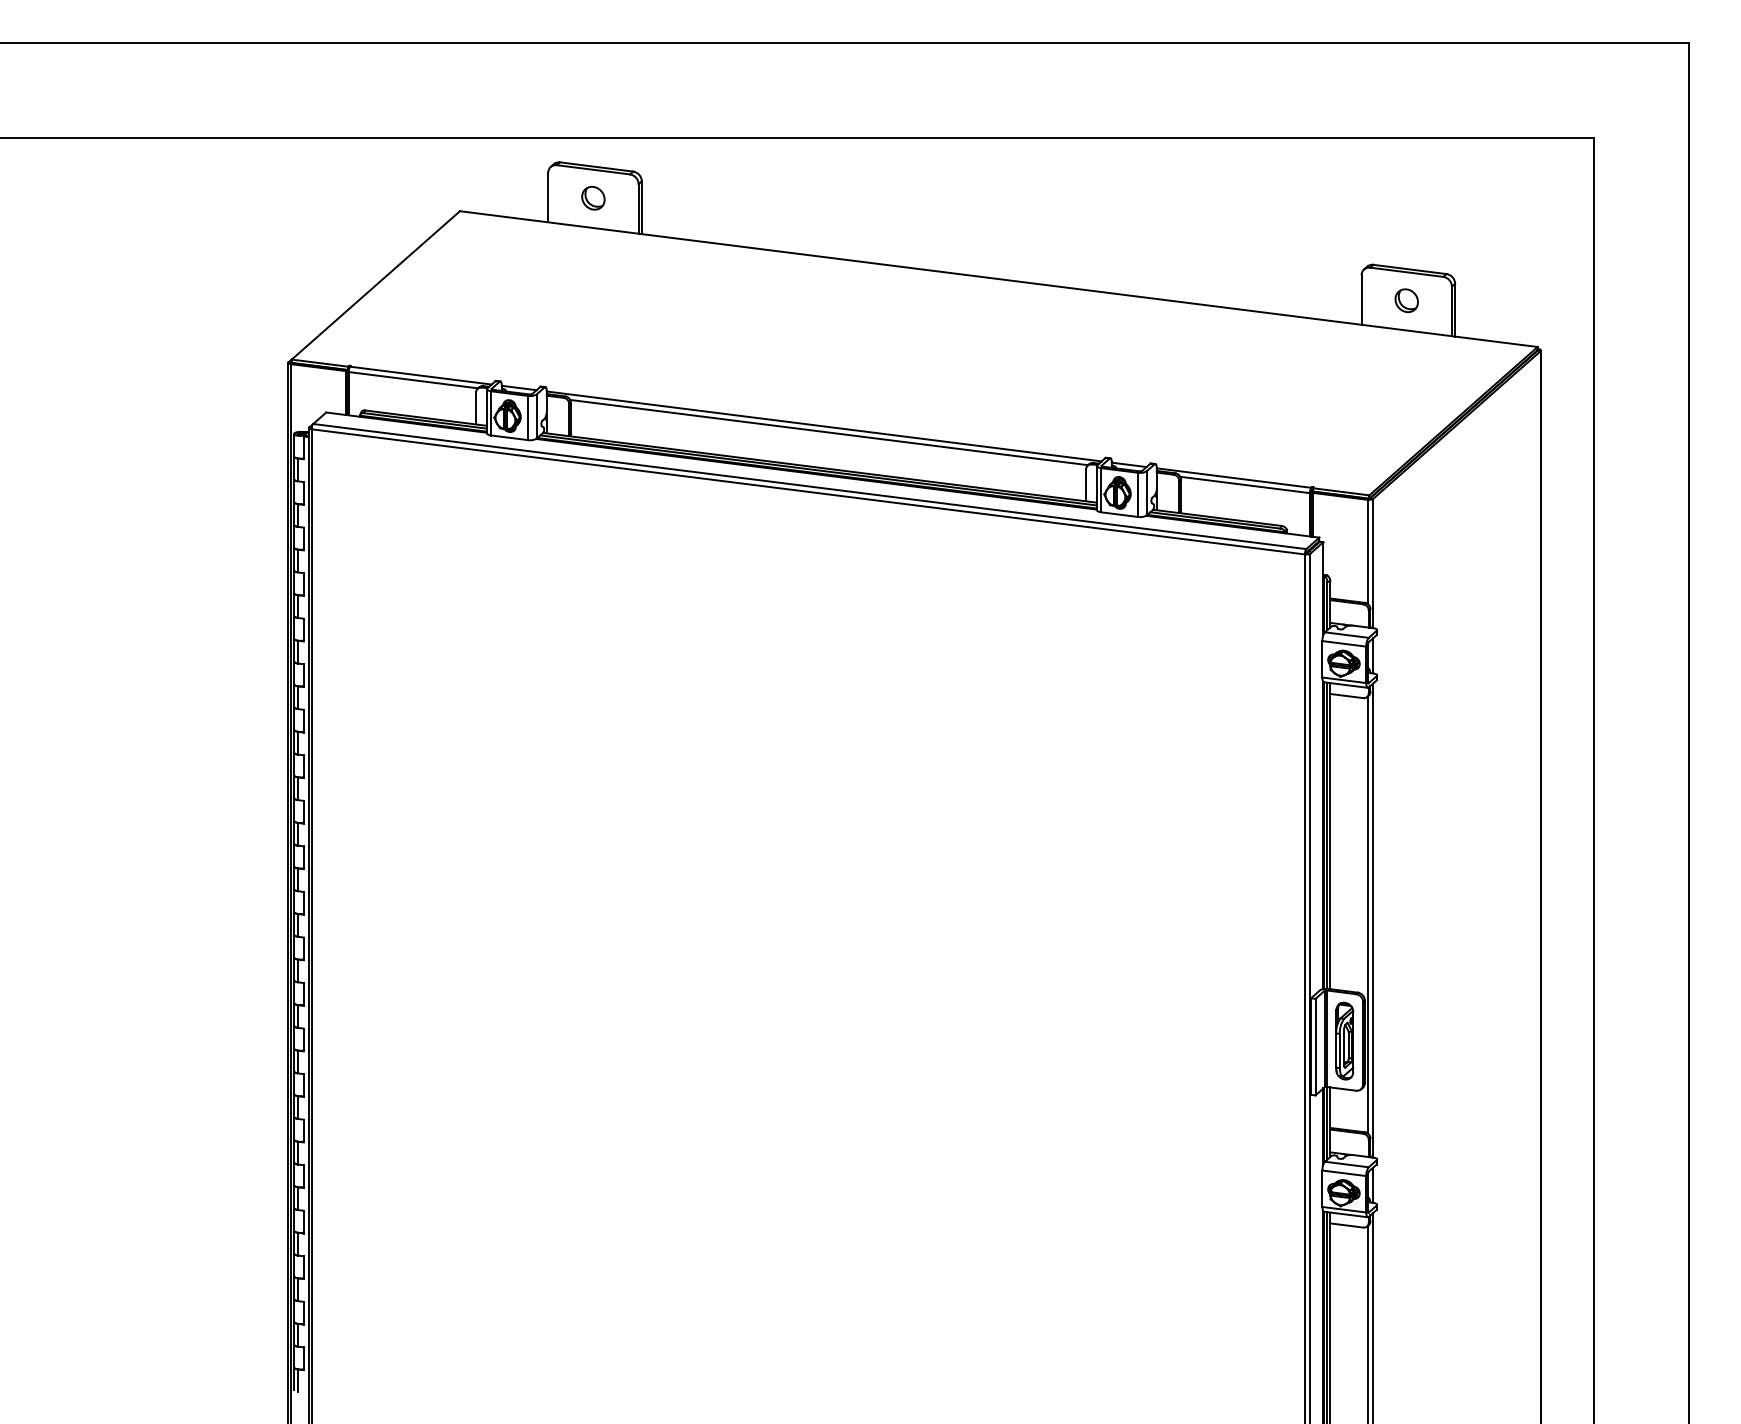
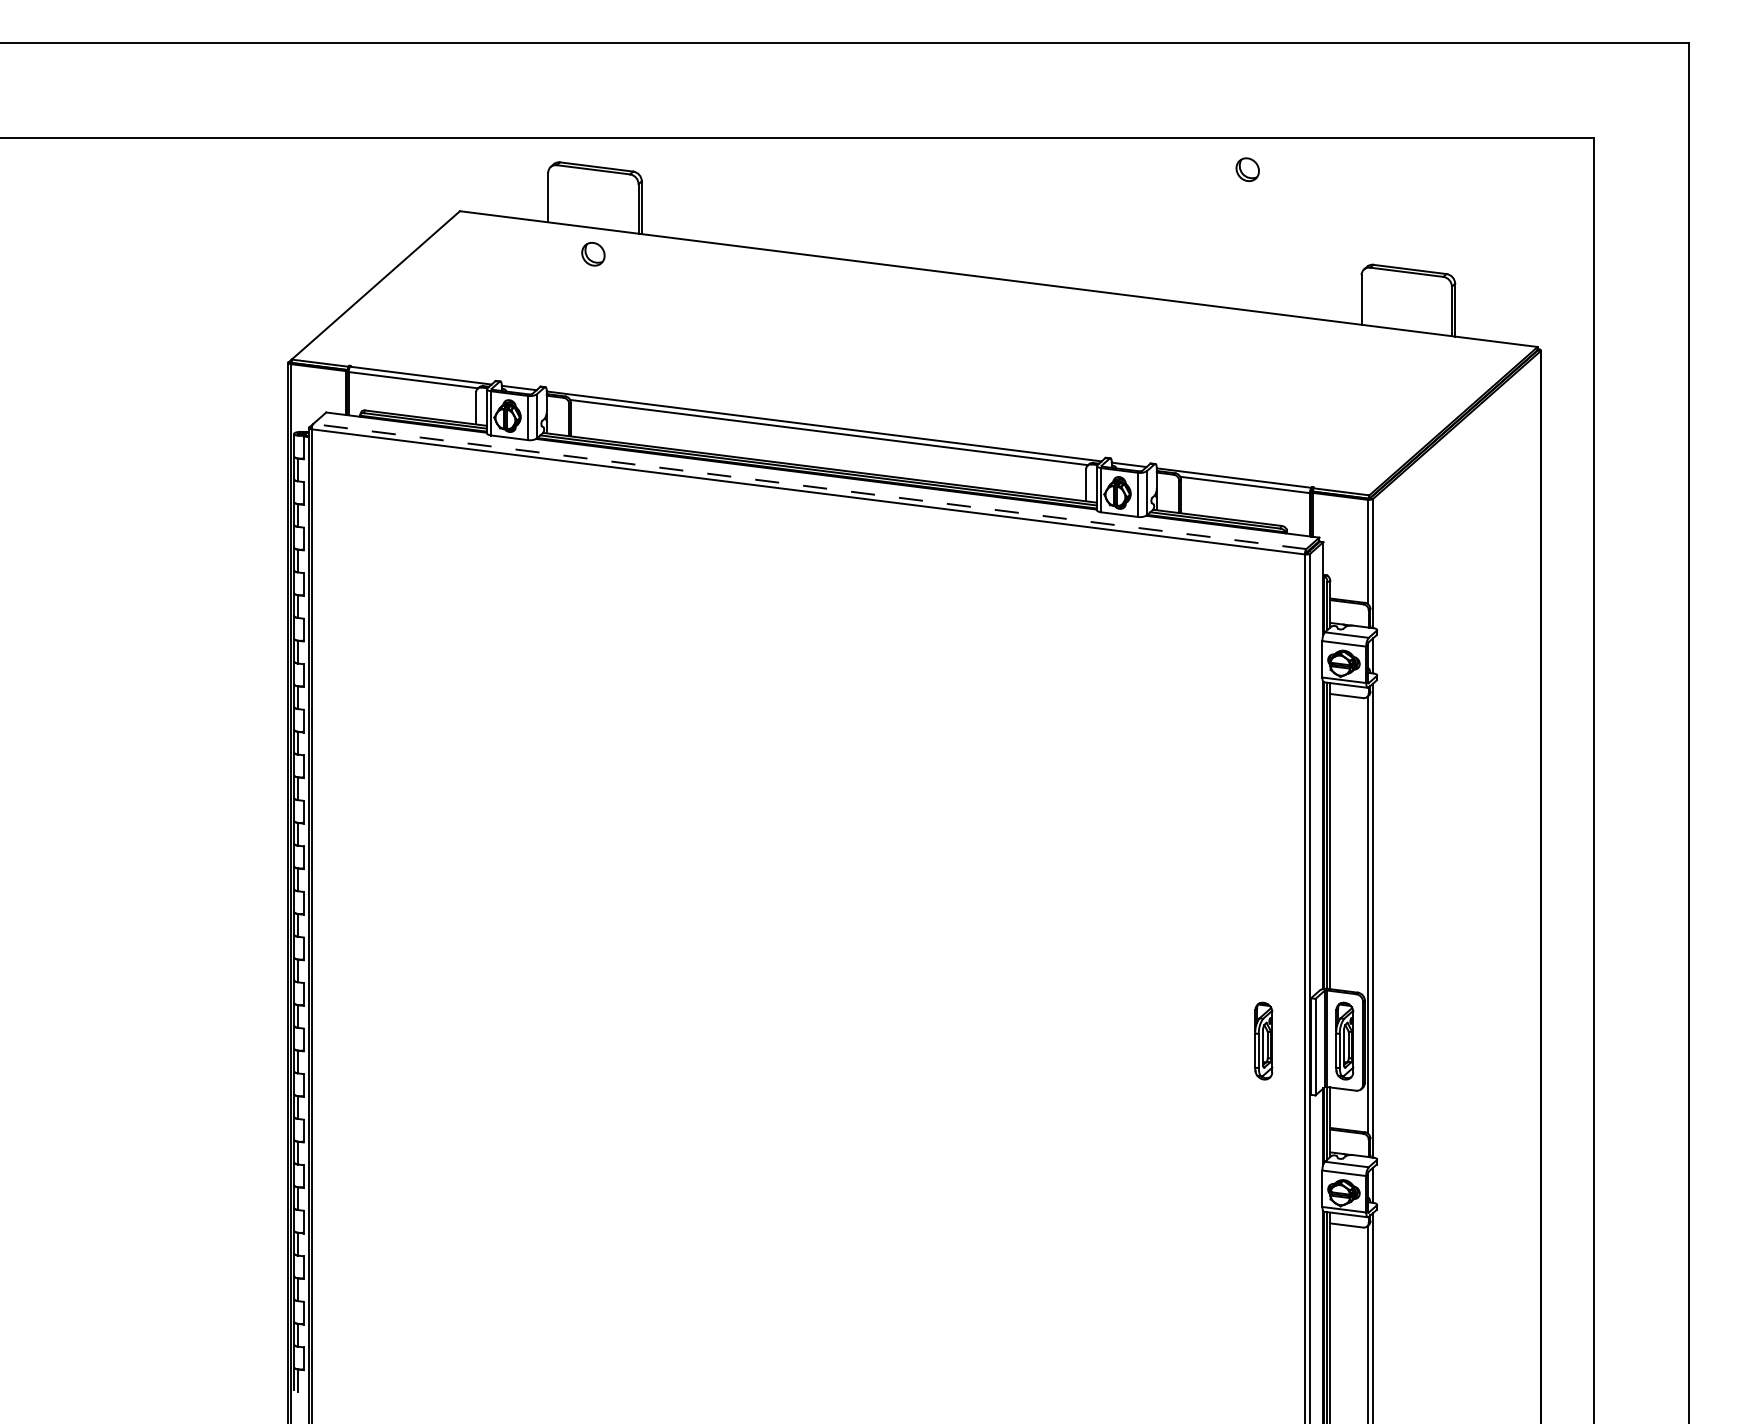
part position: (593, 198) -> (593, 254) (593, 254)
part position: (1406, 300) -> (1247, 169) (1247, 169)
line: solid -> dashed (809, 486)
part: none -> present (1263, 1040)
